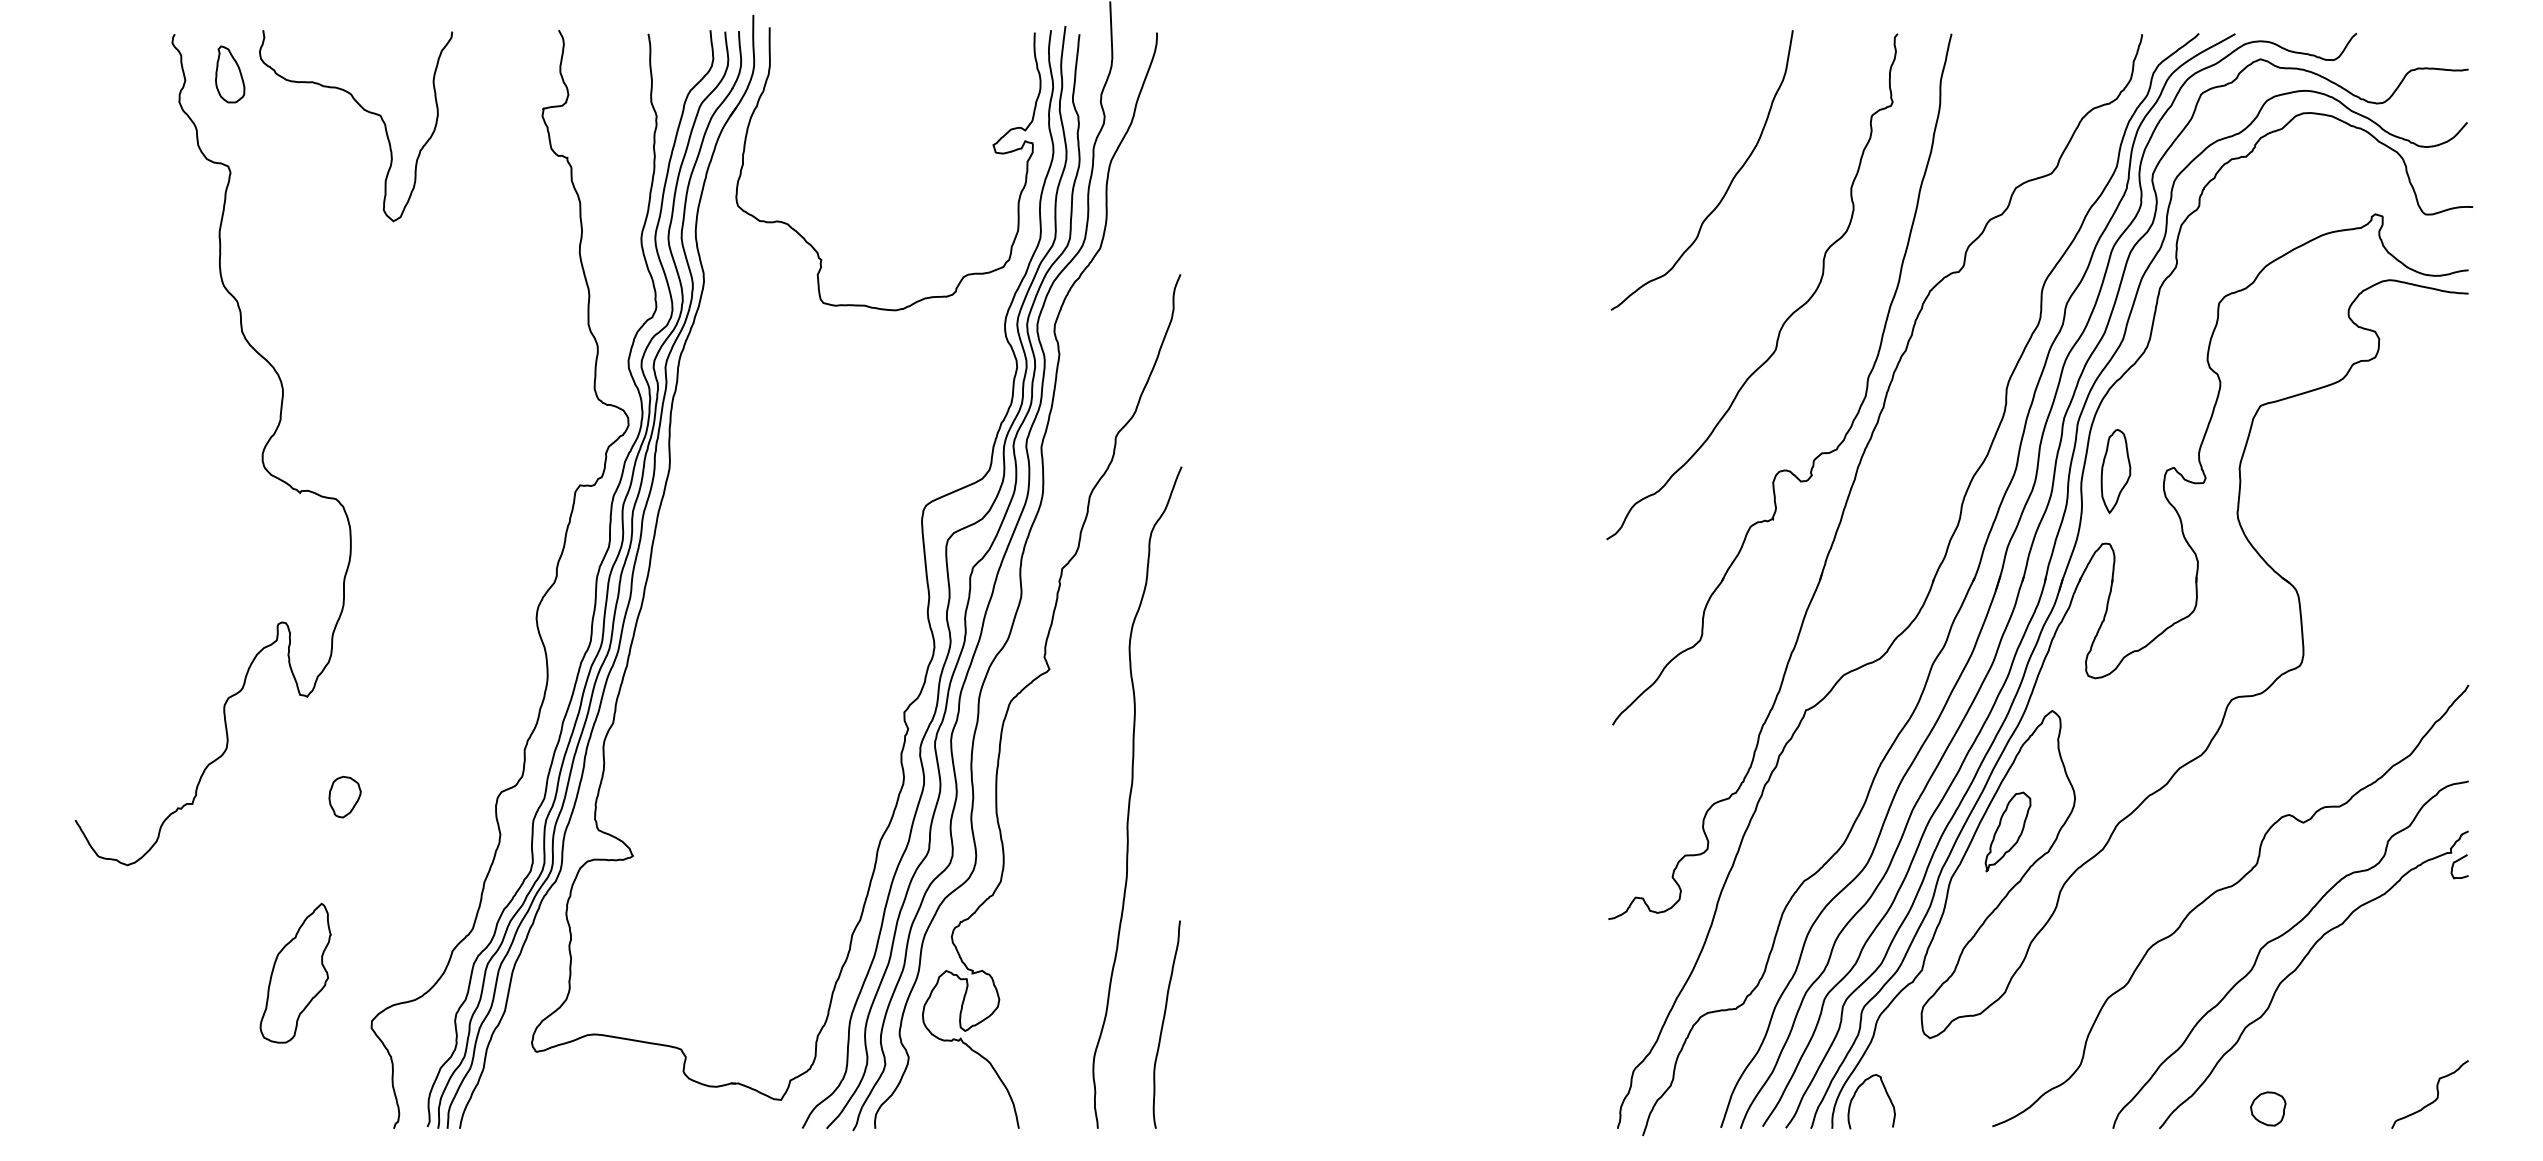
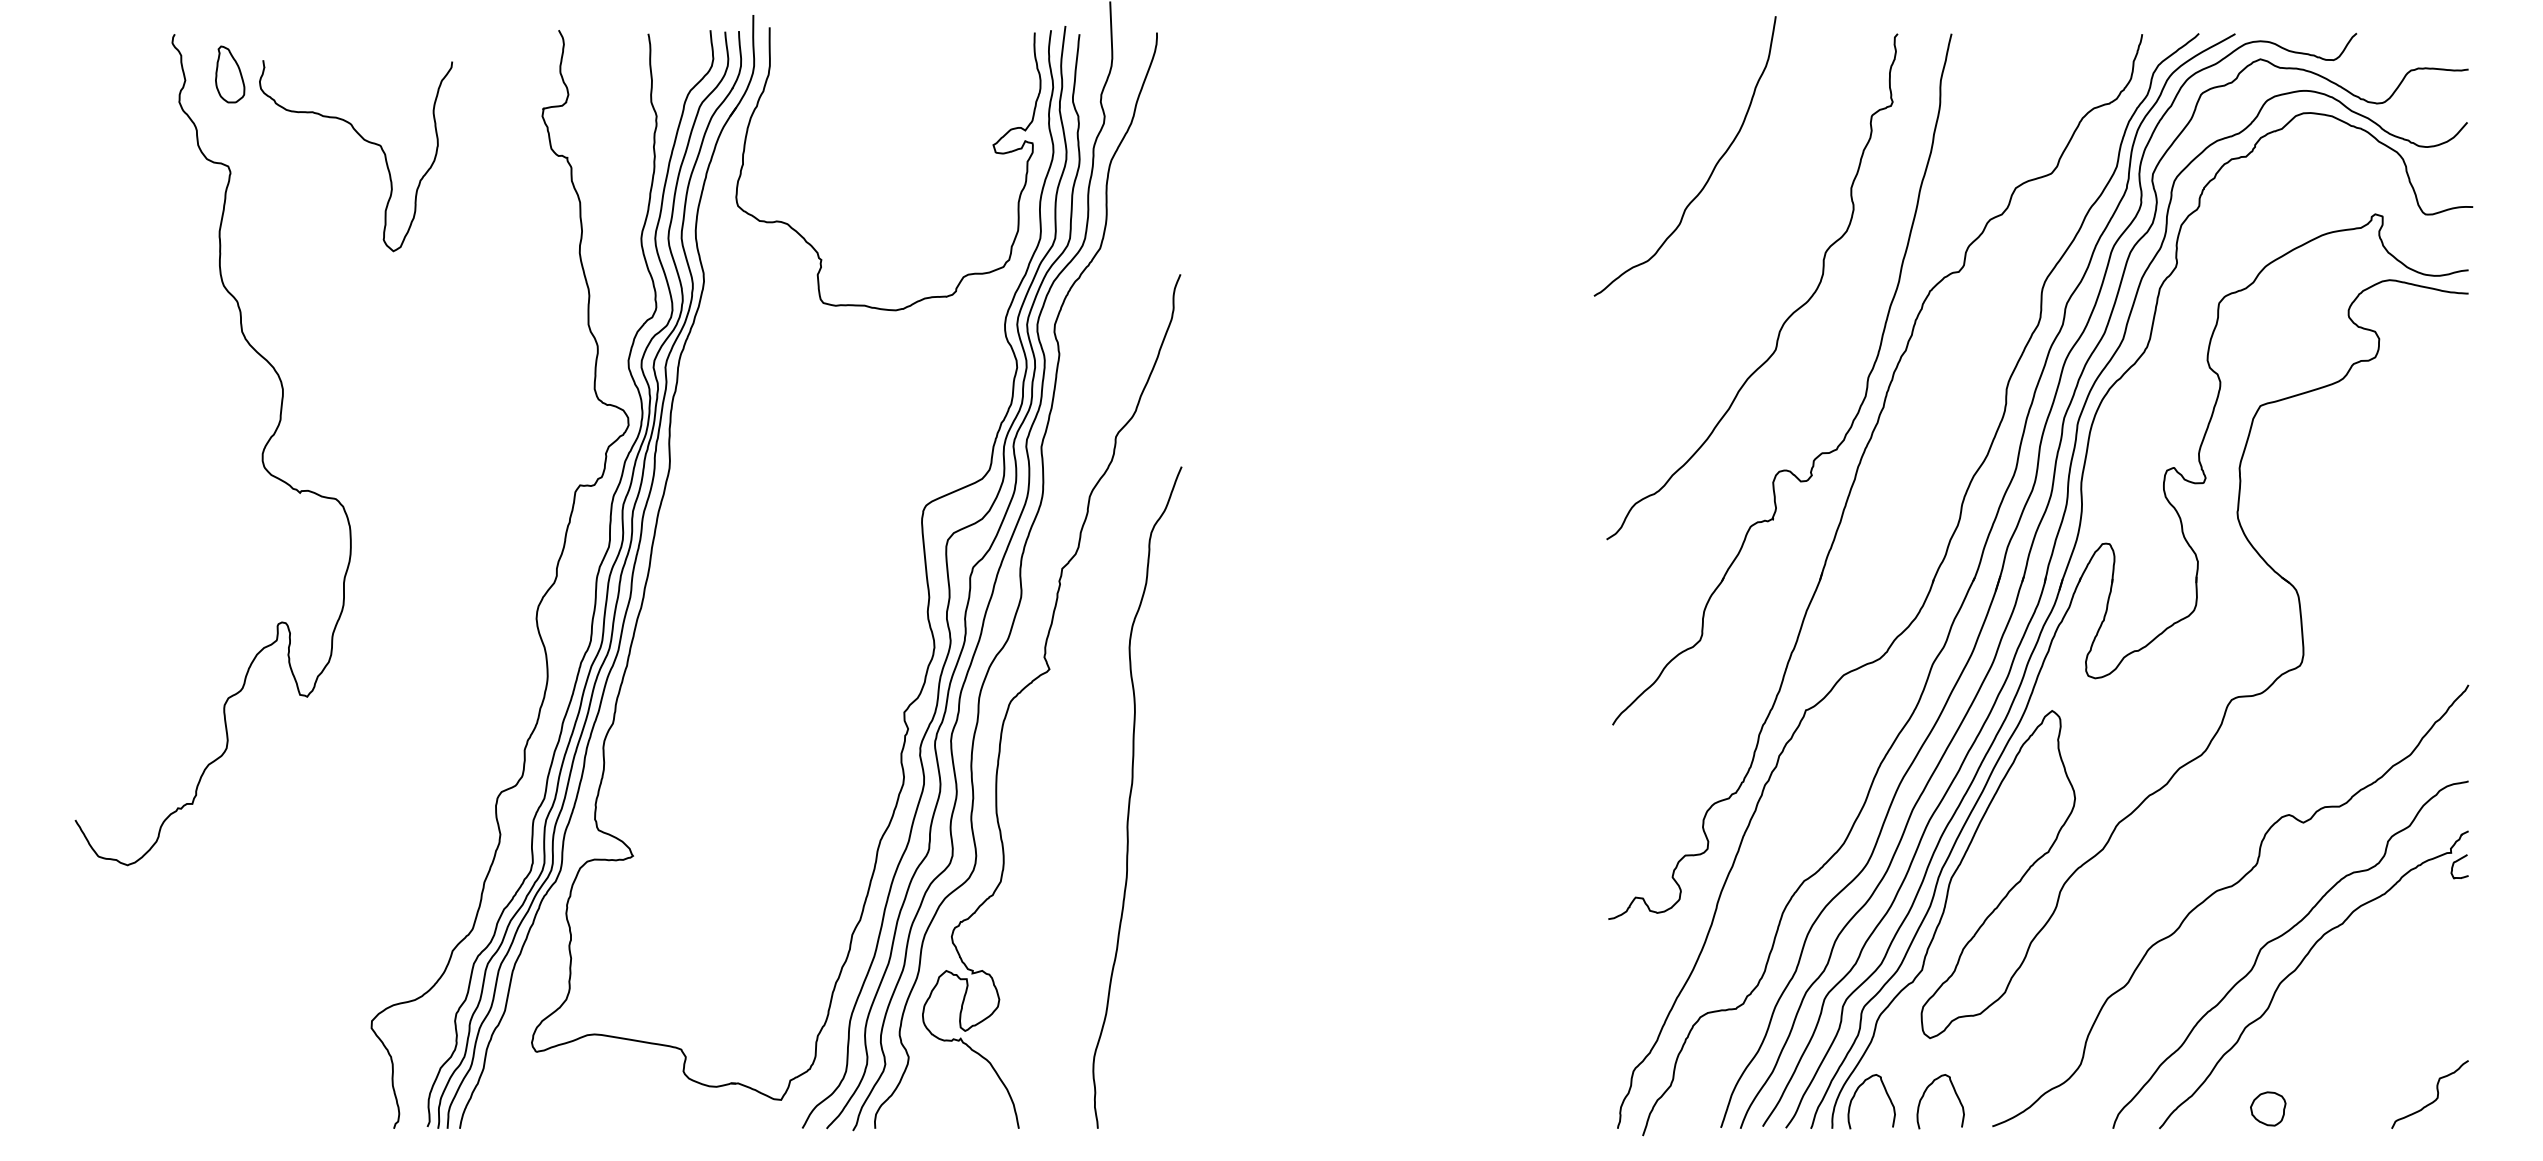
curve position: (363, 110) -> (363, 140) (363, 140)
curve position: (1729, 183) -> (1712, 169) (1712, 169)
part: present -> none (2115, 471)
part: present -> none (344, 796)
part: present -> none (2007, 831)
part: present -> none (295, 972)
curve: present -> none (1163, 1024)
curve: none -> present (1955, 1094)
